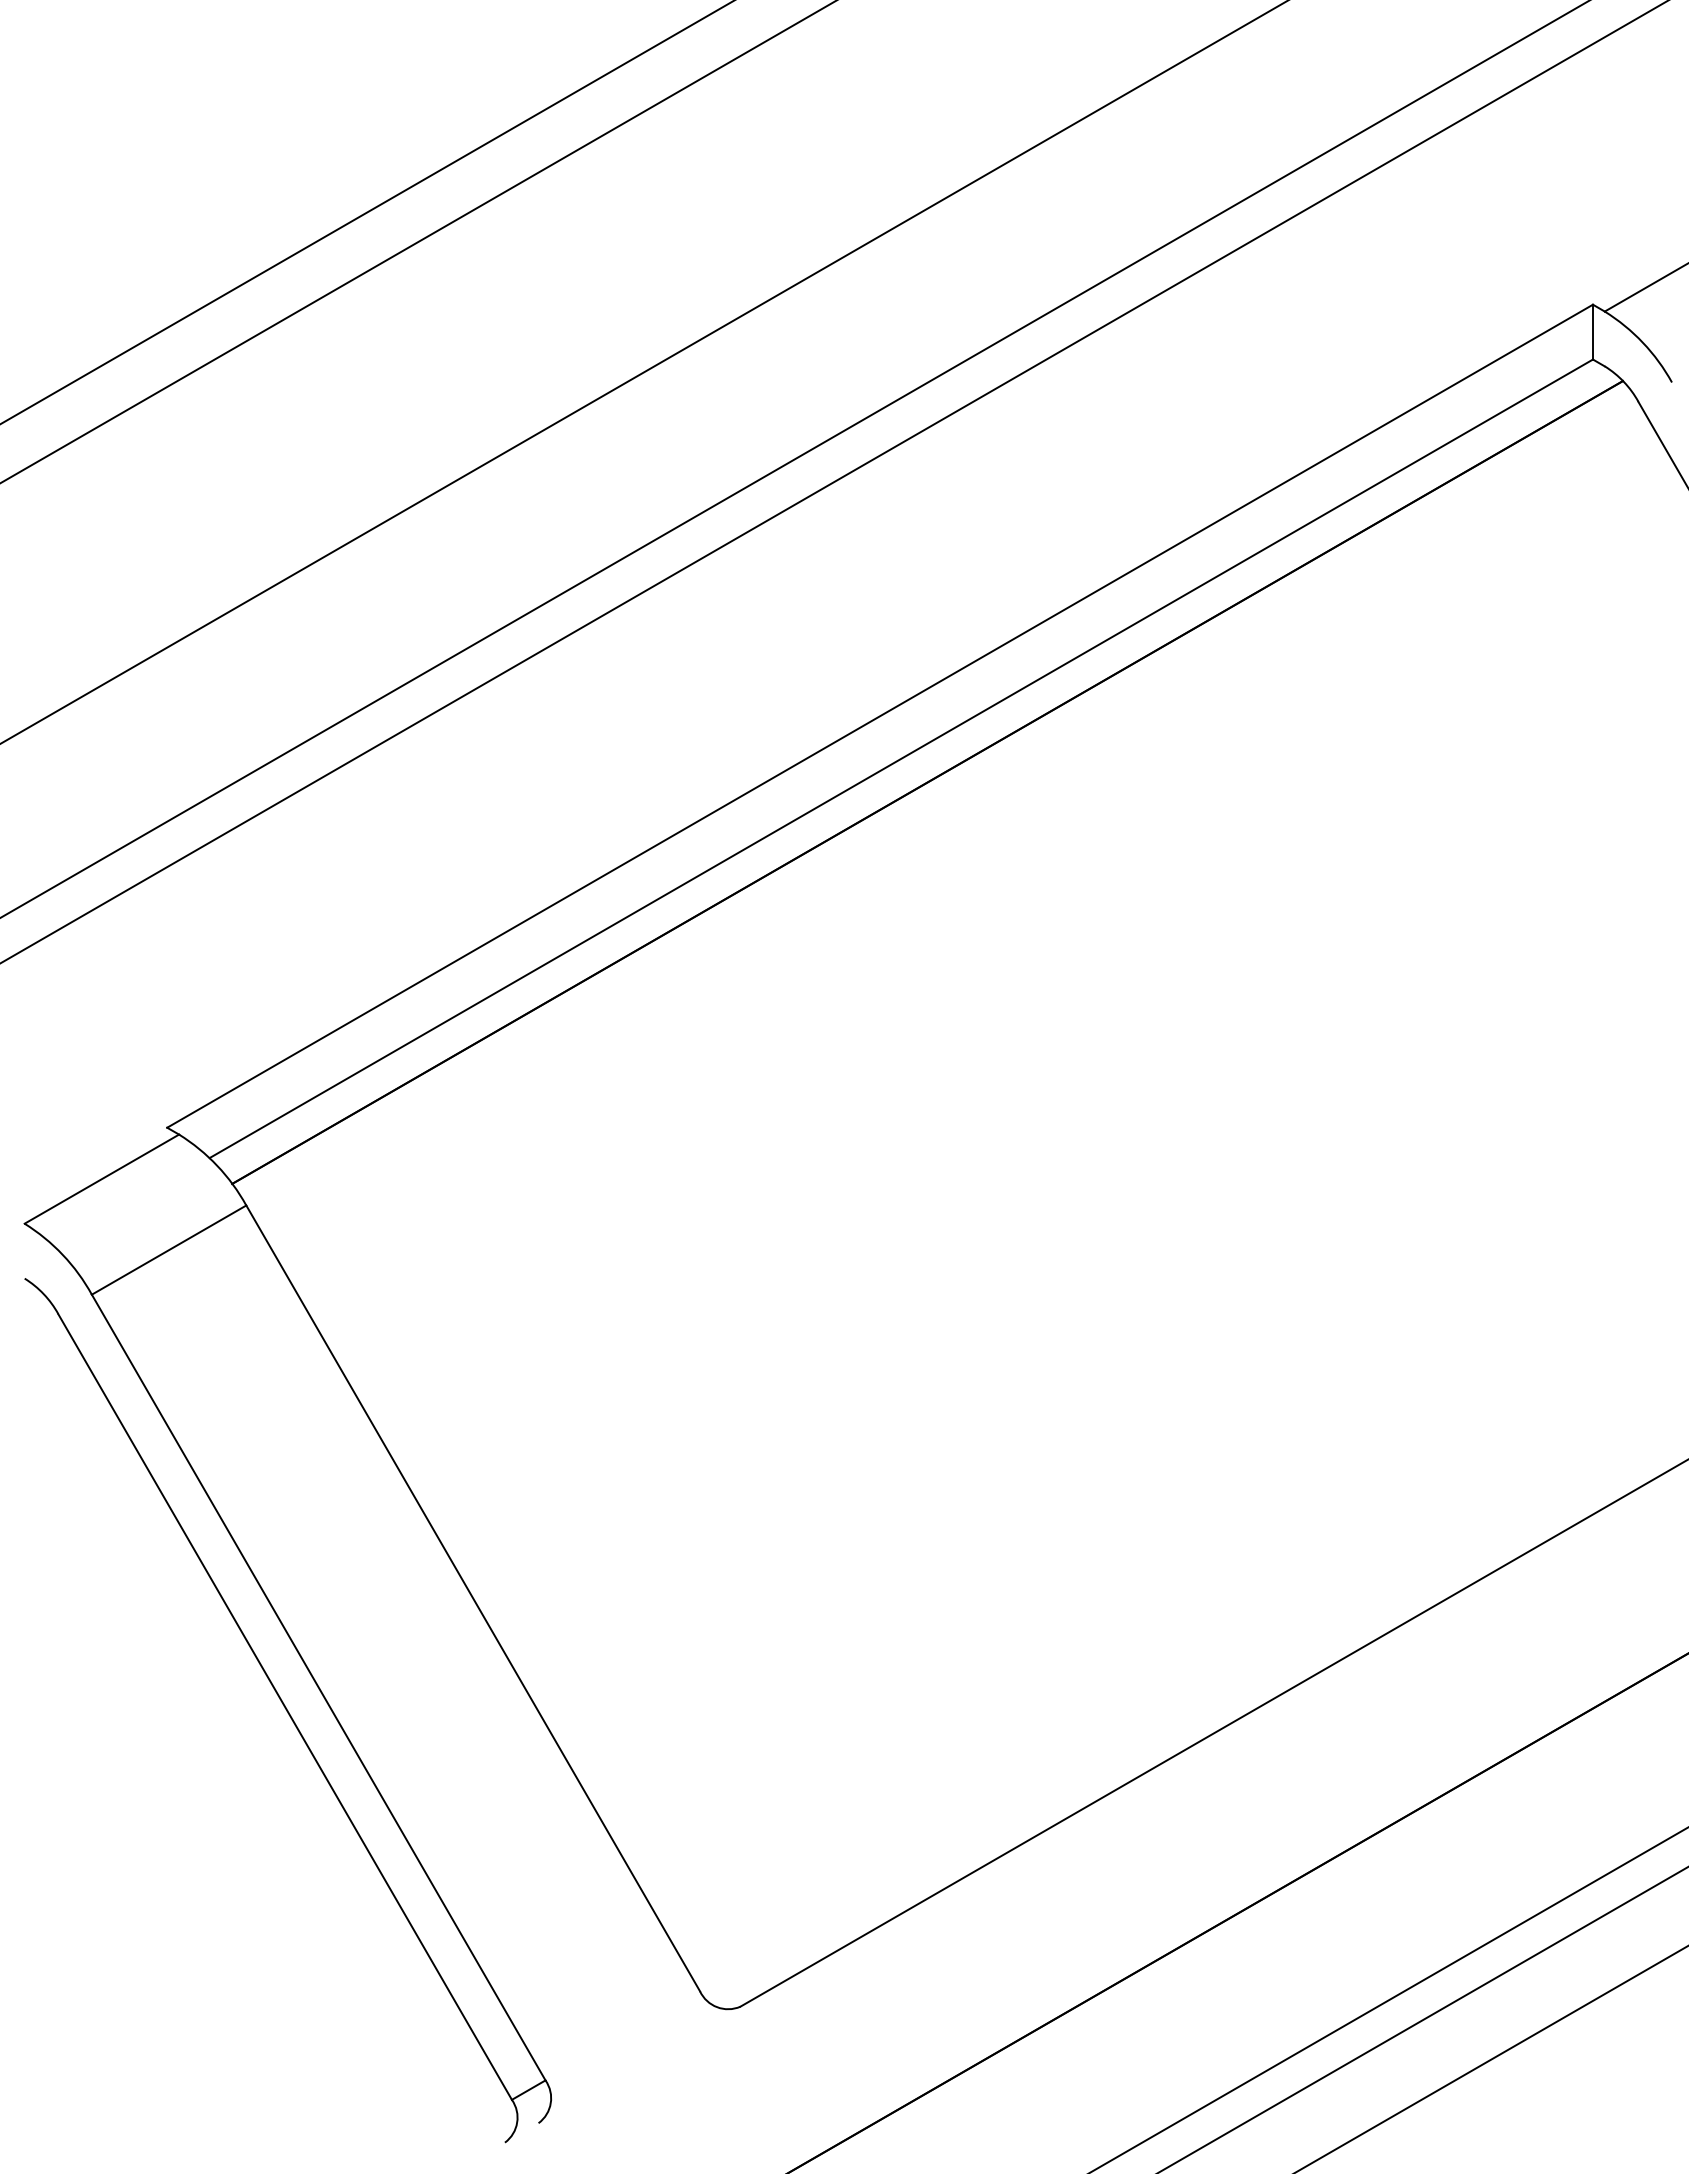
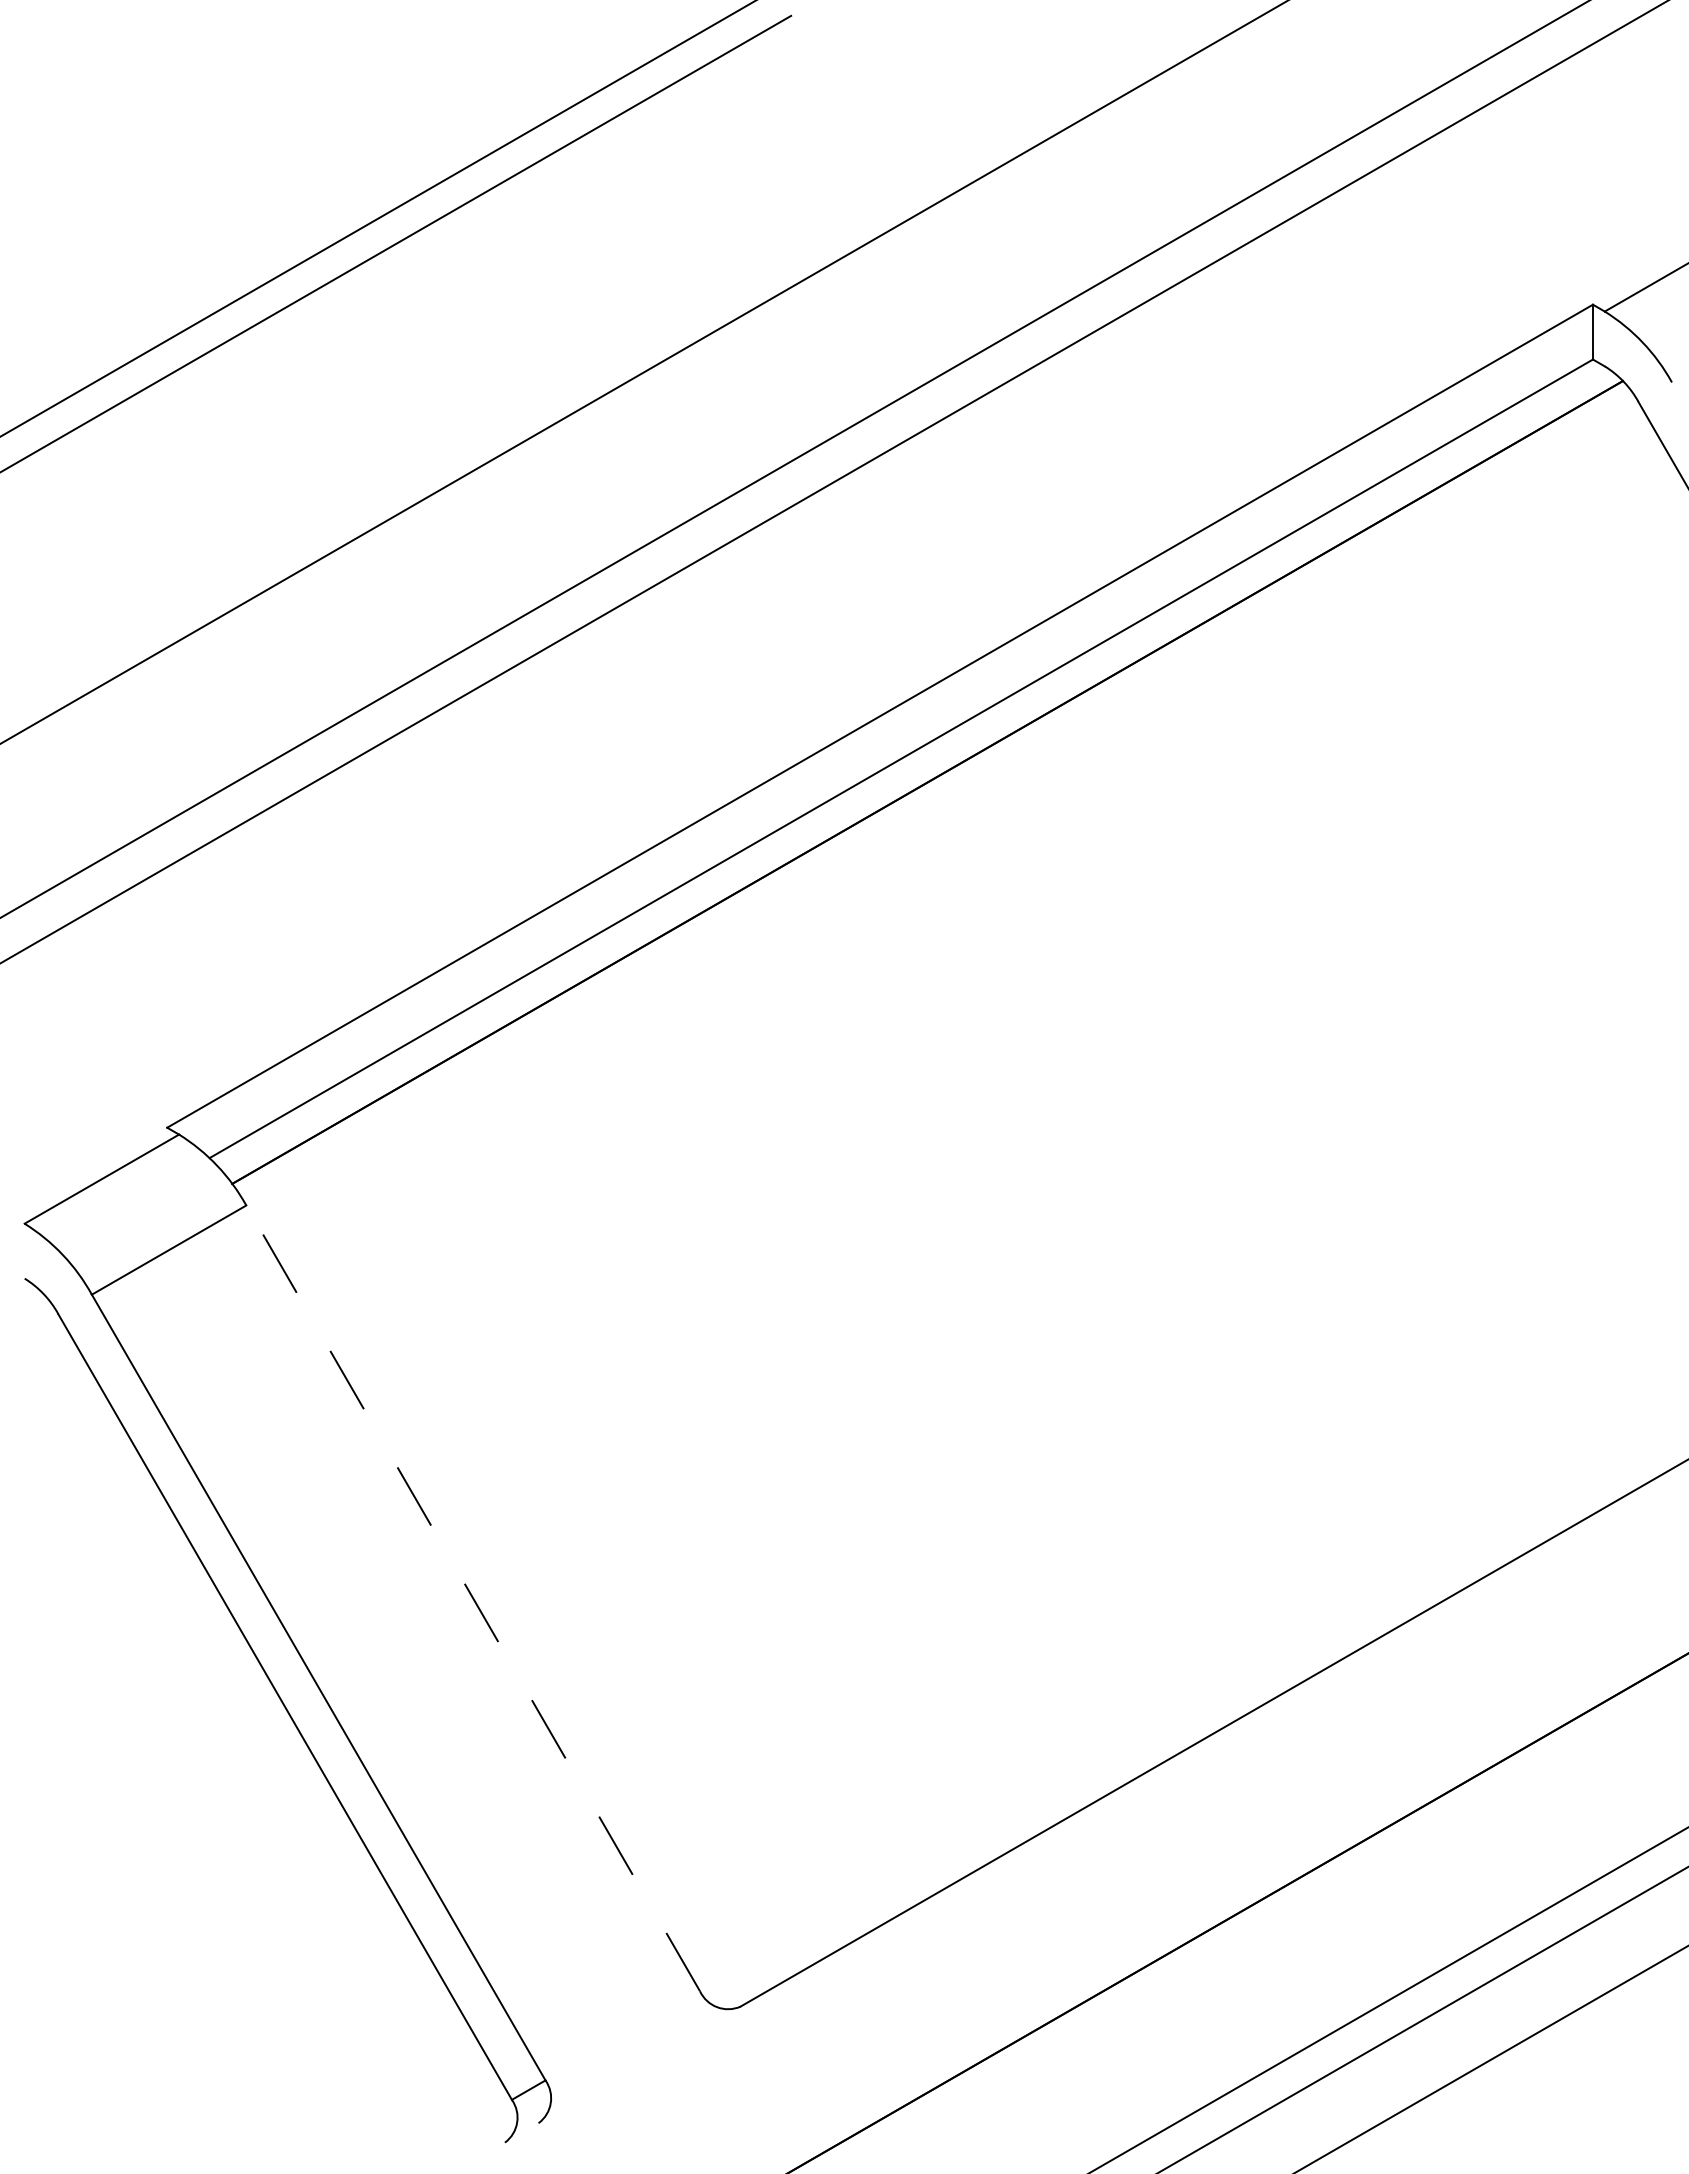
line position: (366, 212) -> (396, 243) (396, 243)
line position: (417, 242) -> (377, 218) (377, 218)
line: solid -> dashed (473, 1598)
